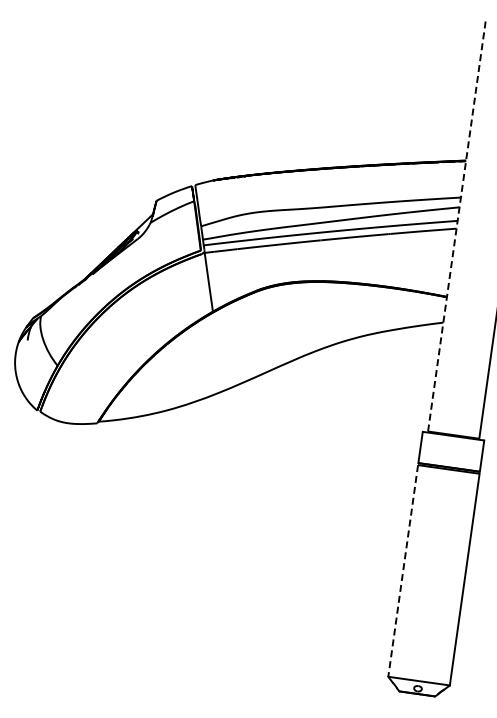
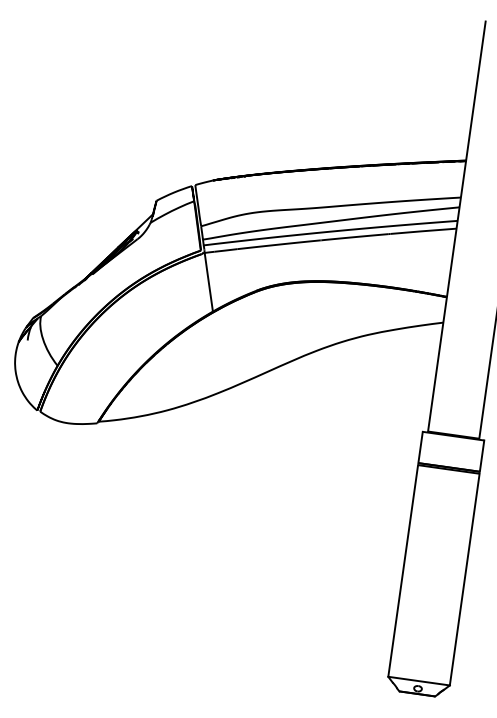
line: dashed -> solid (456, 227)
line: dashed -> solid (403, 570)
